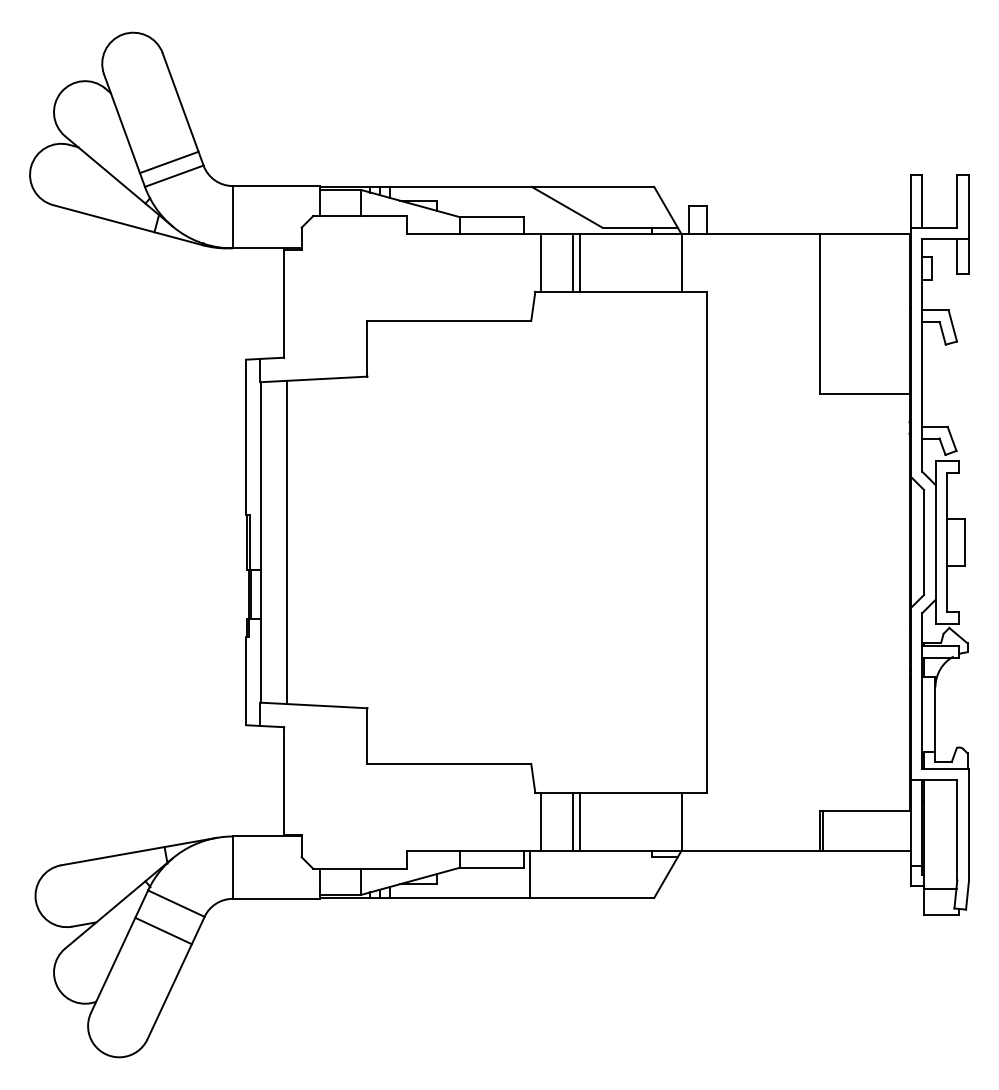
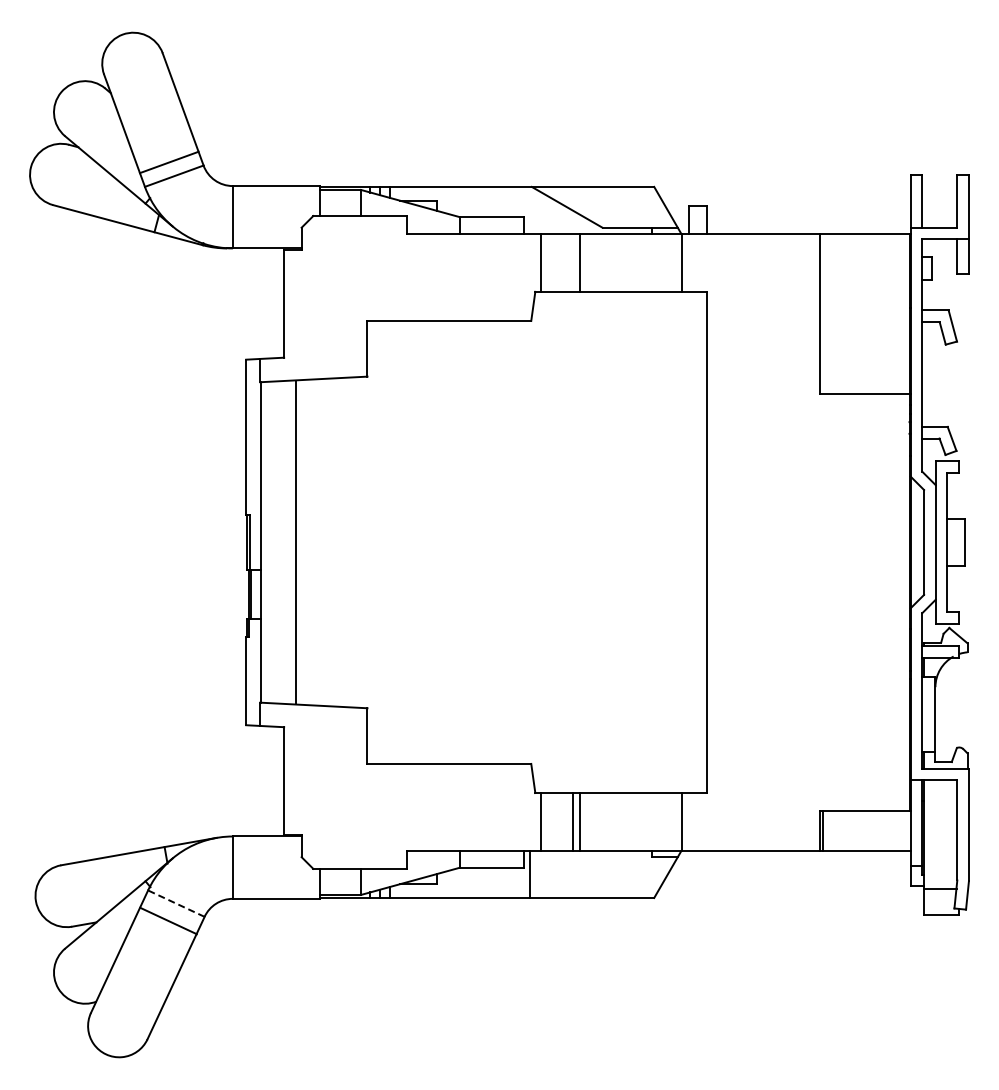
line: present -> none (572, 262)
line position: (286, 542) -> (295, 542) (295, 542)
line: solid -> dashed (175, 903)
line position: (163, 930) -> (168, 920) (168, 920)
